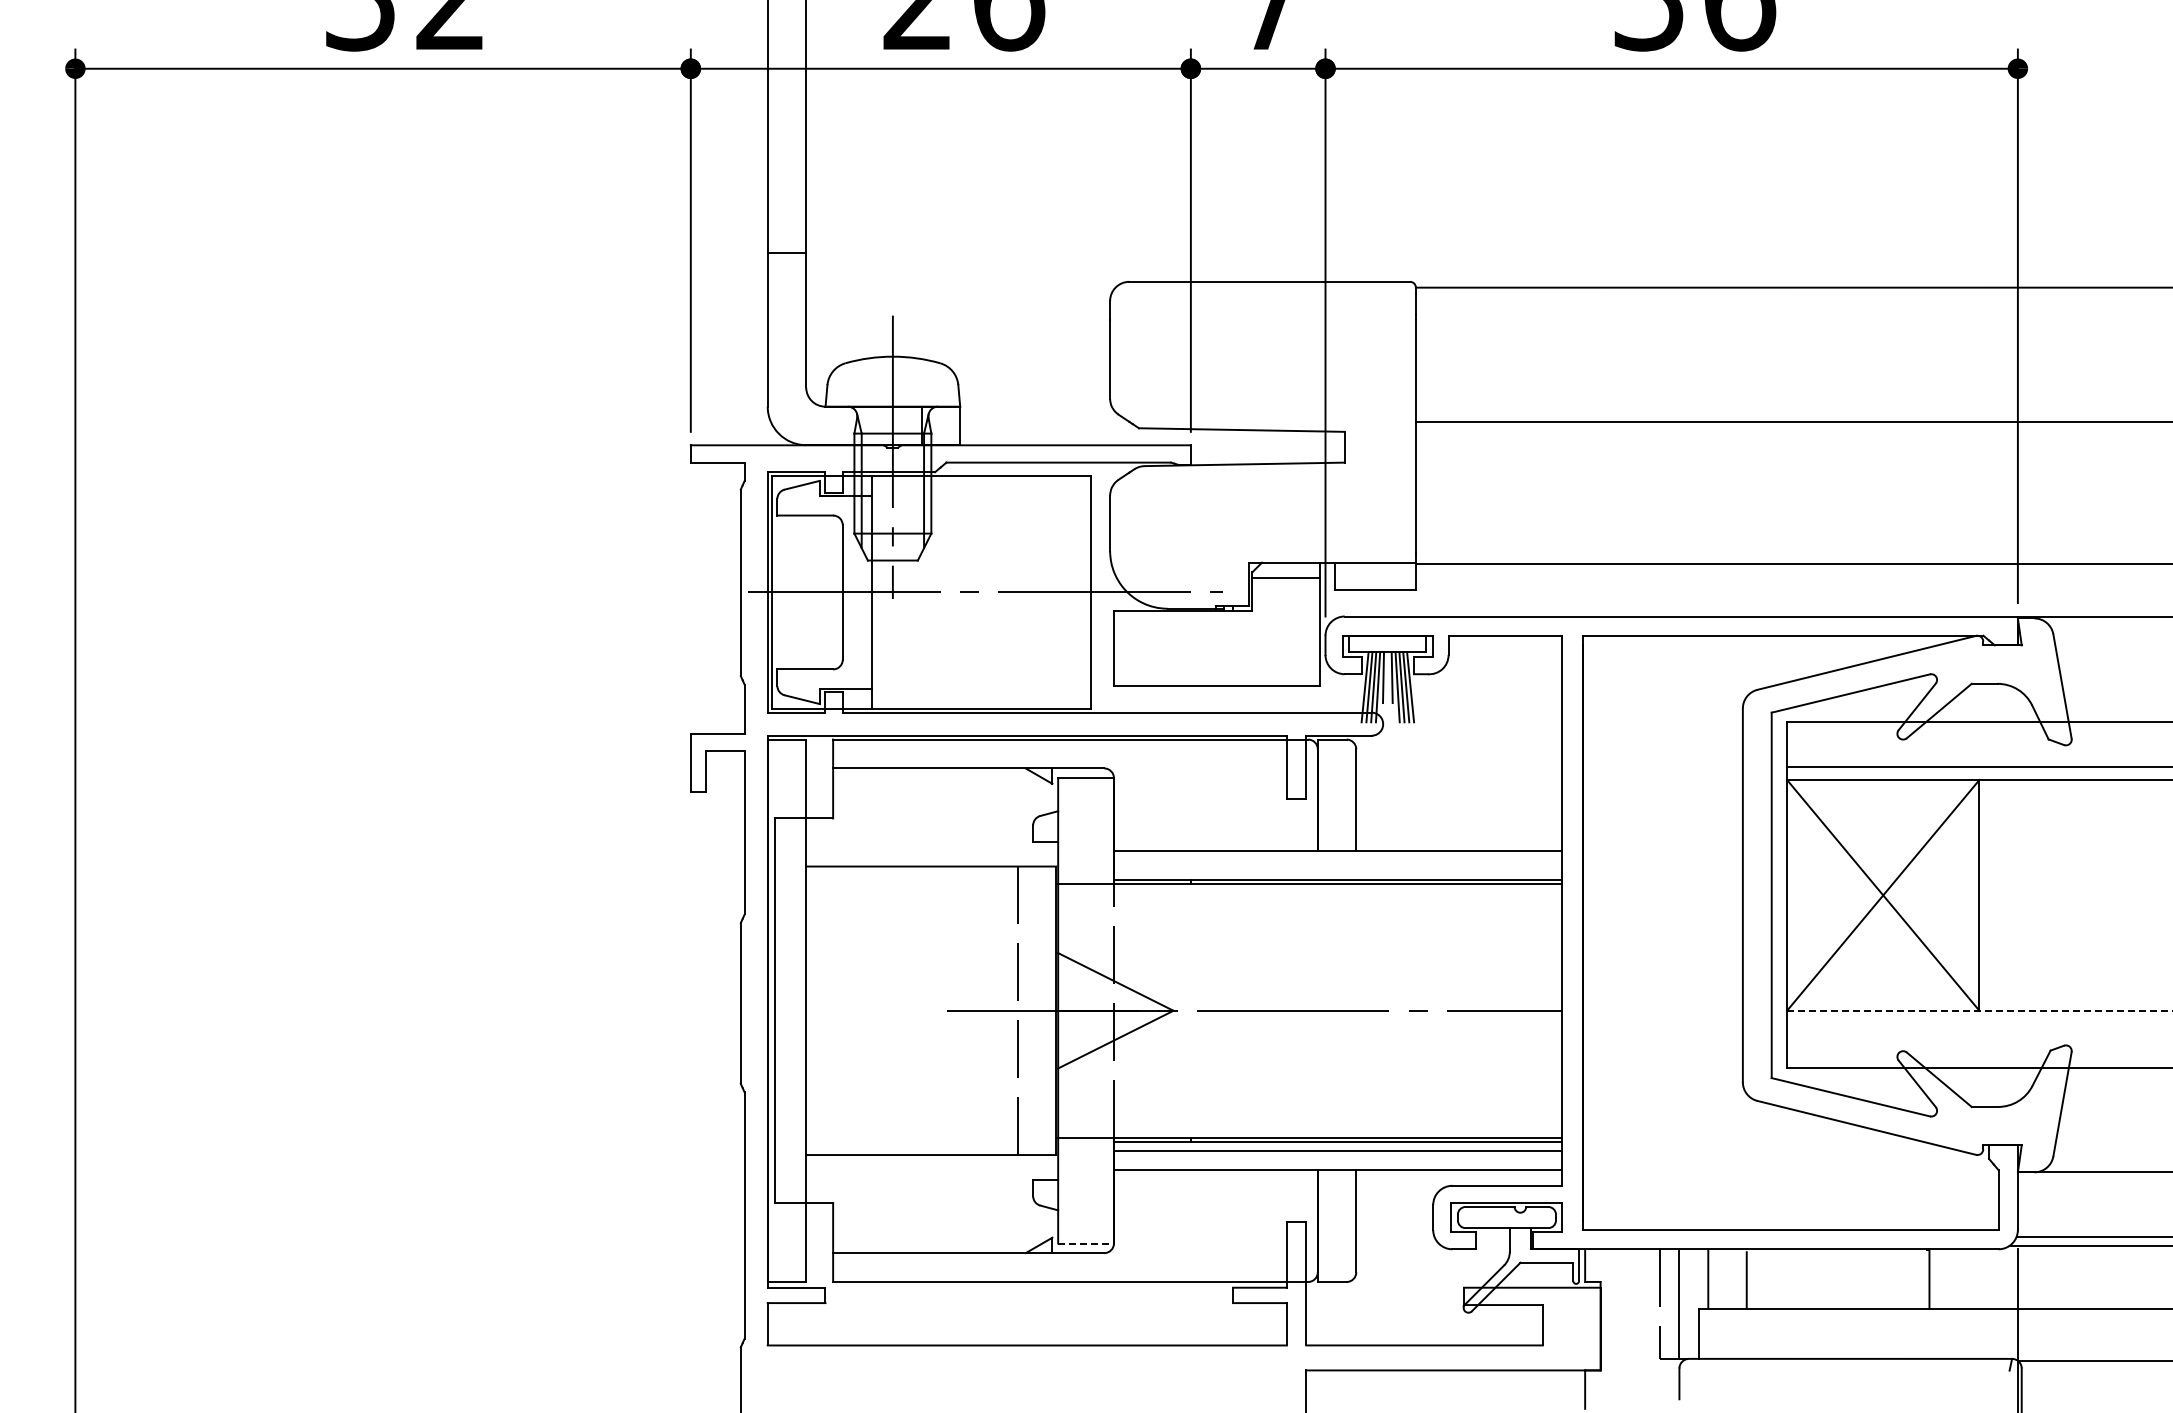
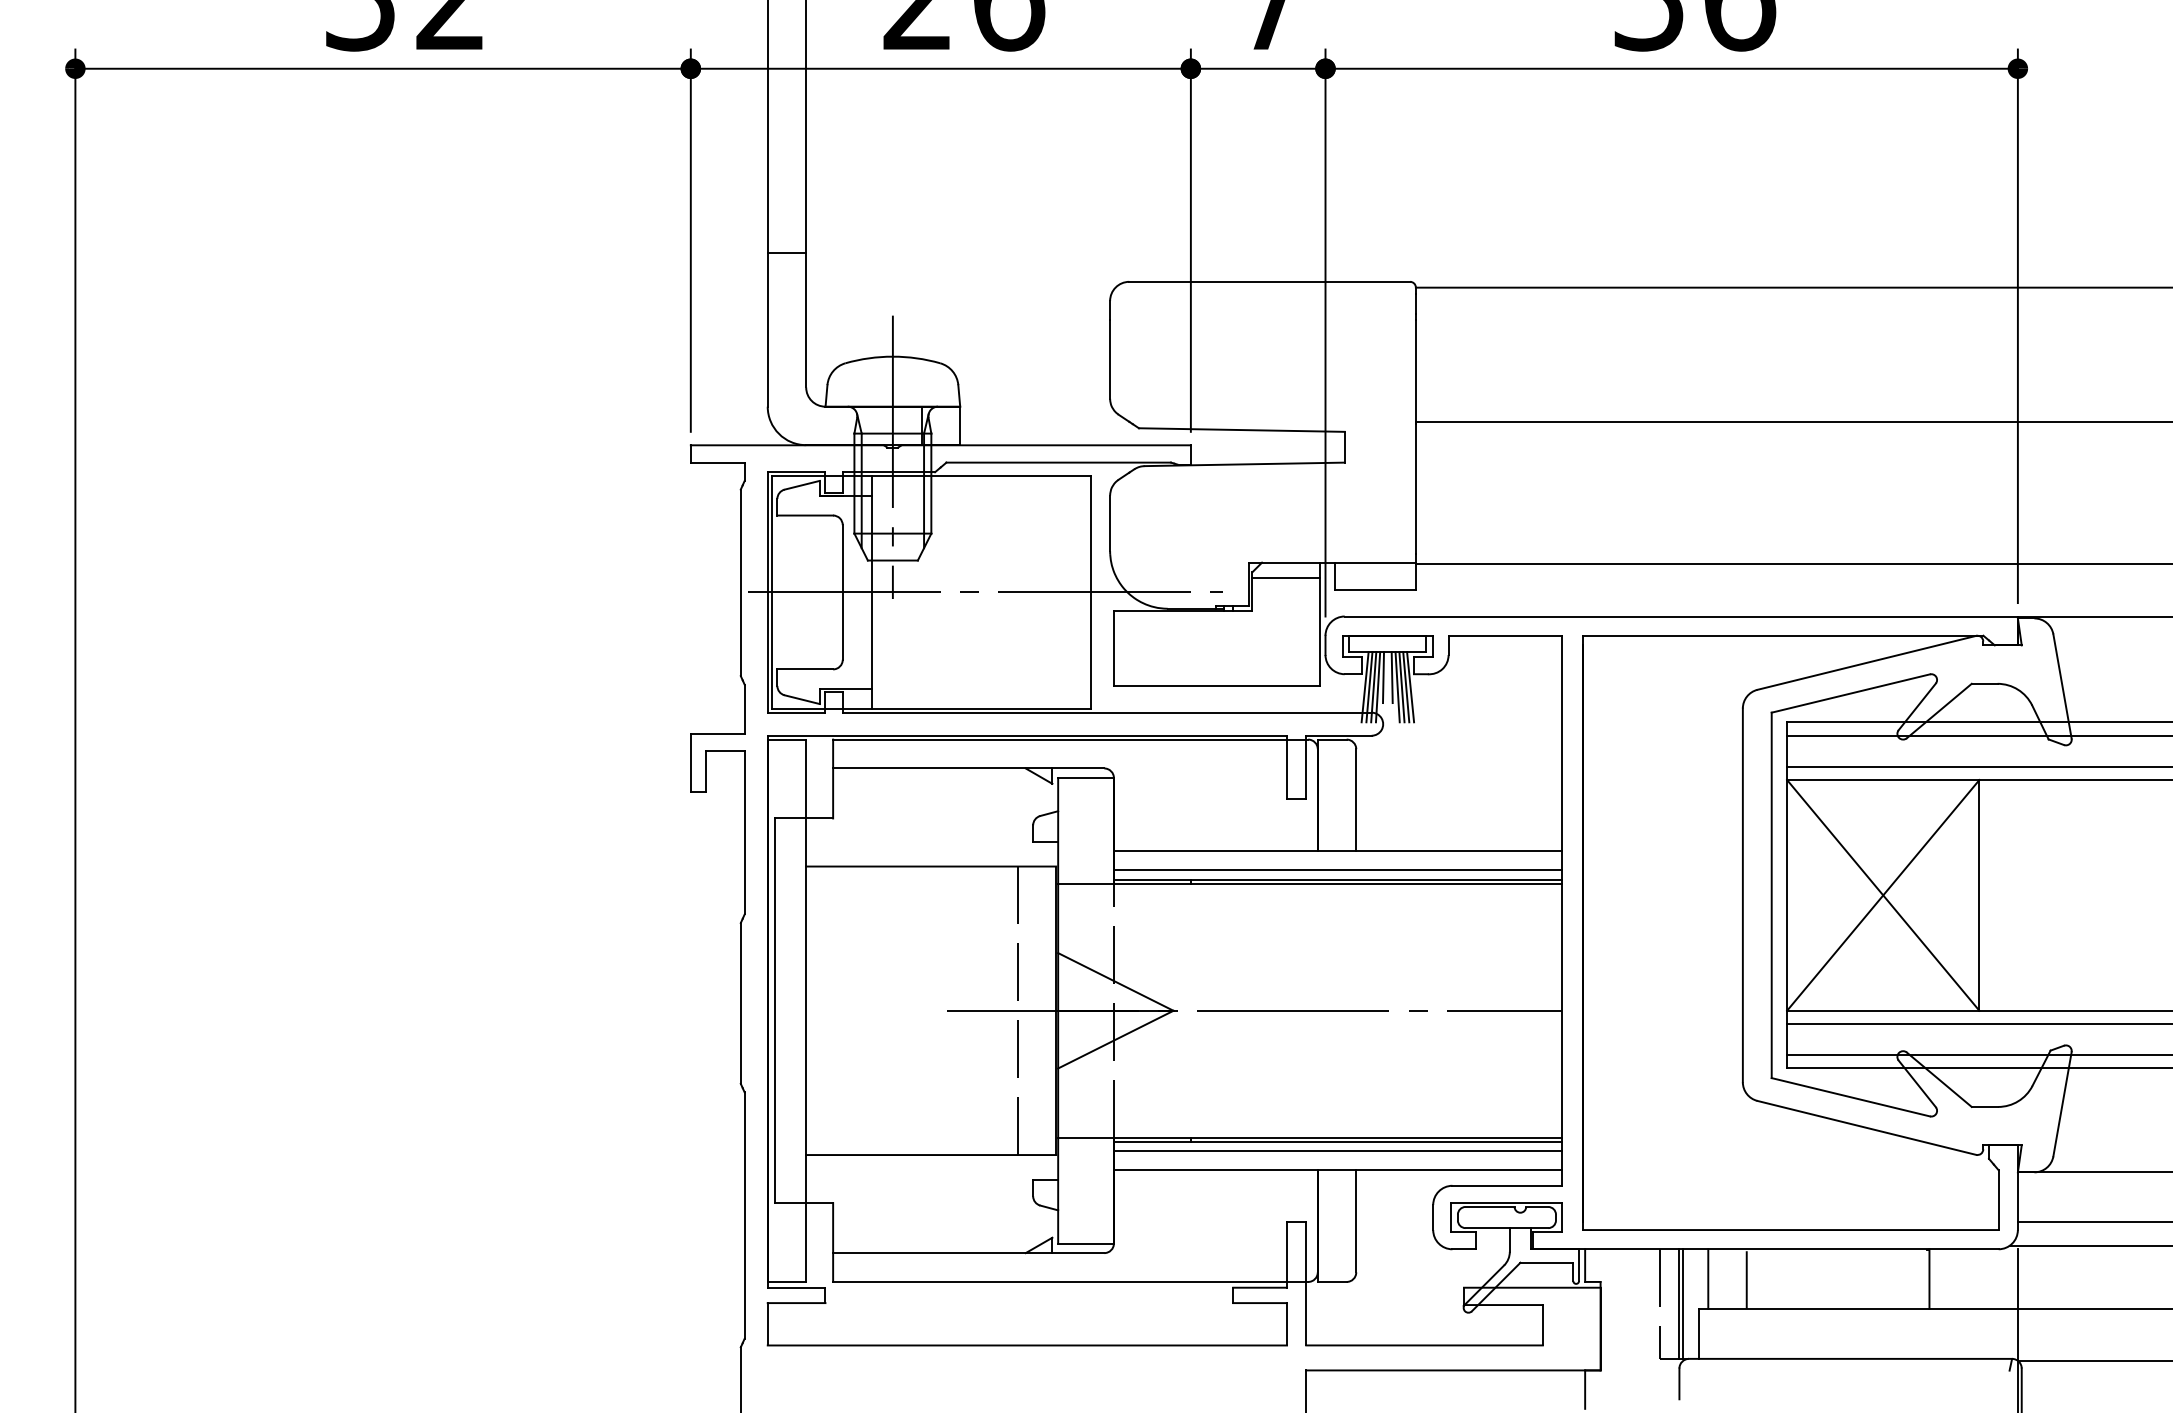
line: none -> present (1978, 735)
line: none -> present (1337, 870)
line: dashed -> solid (1980, 1010)
line: none -> present (1978, 1024)
line: none -> present (1978, 1055)
line position: (2093, 1237) -> (2093, 1222) (2093, 1222)
line: dashed -> solid (1086, 1243)
line: none -> present (1683, 1303)
